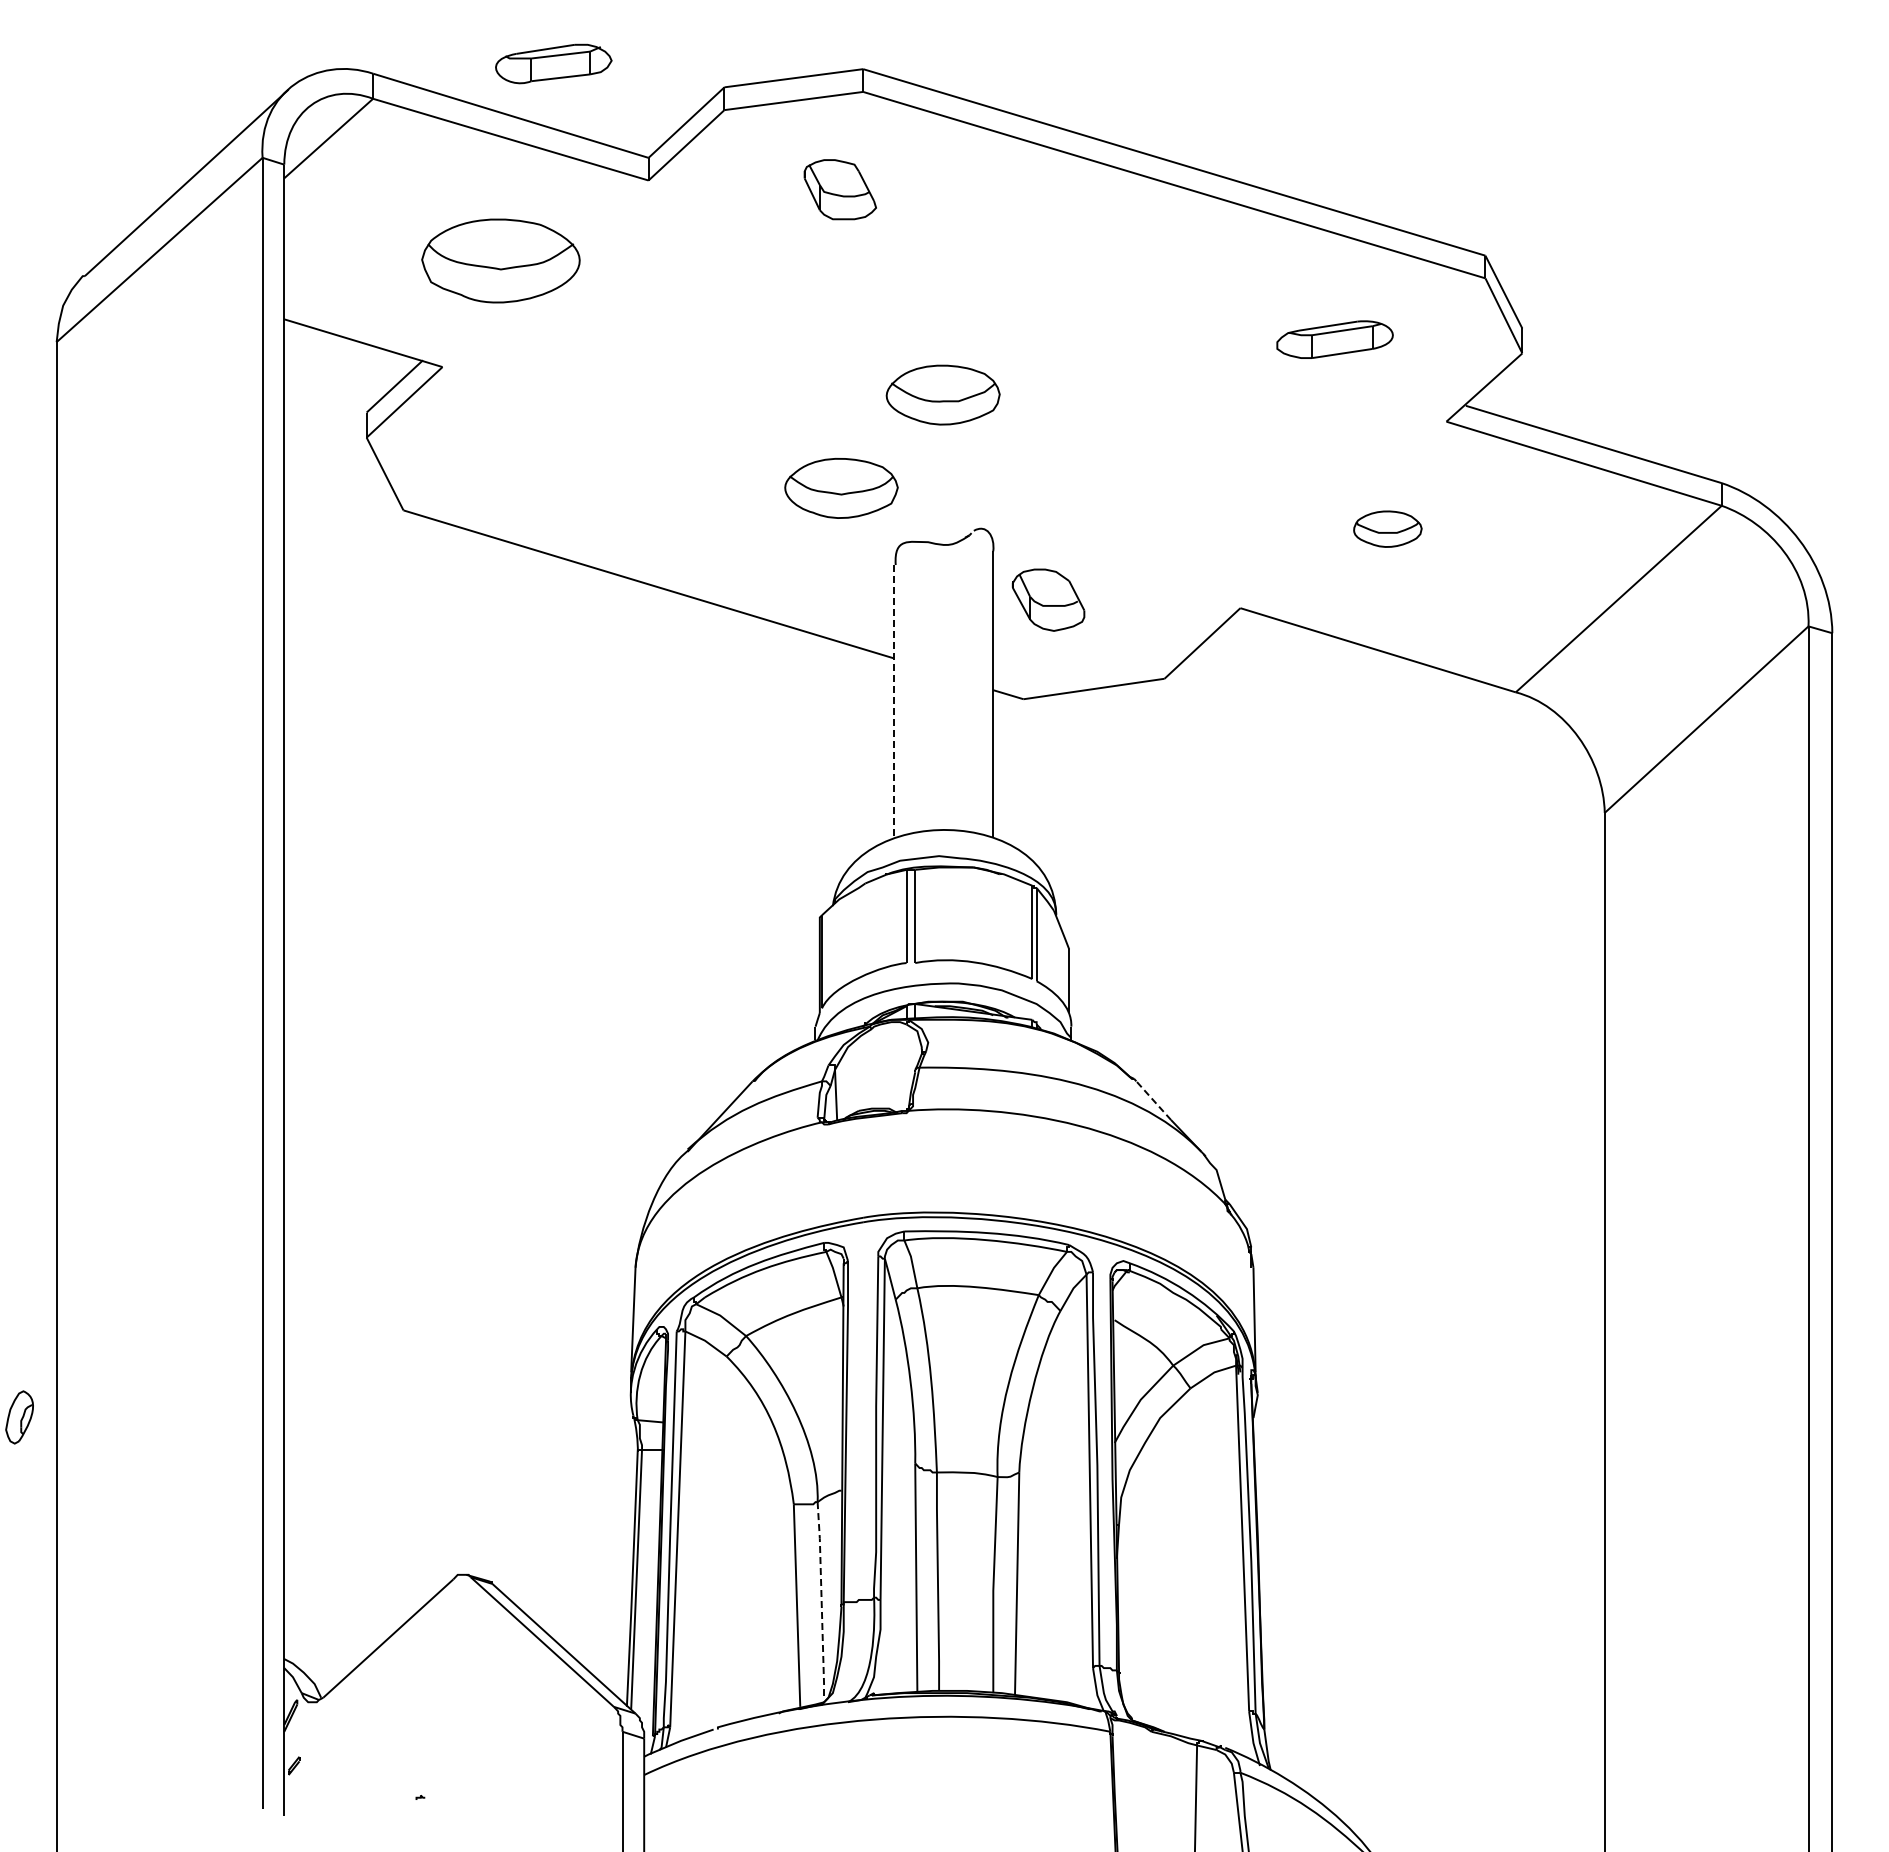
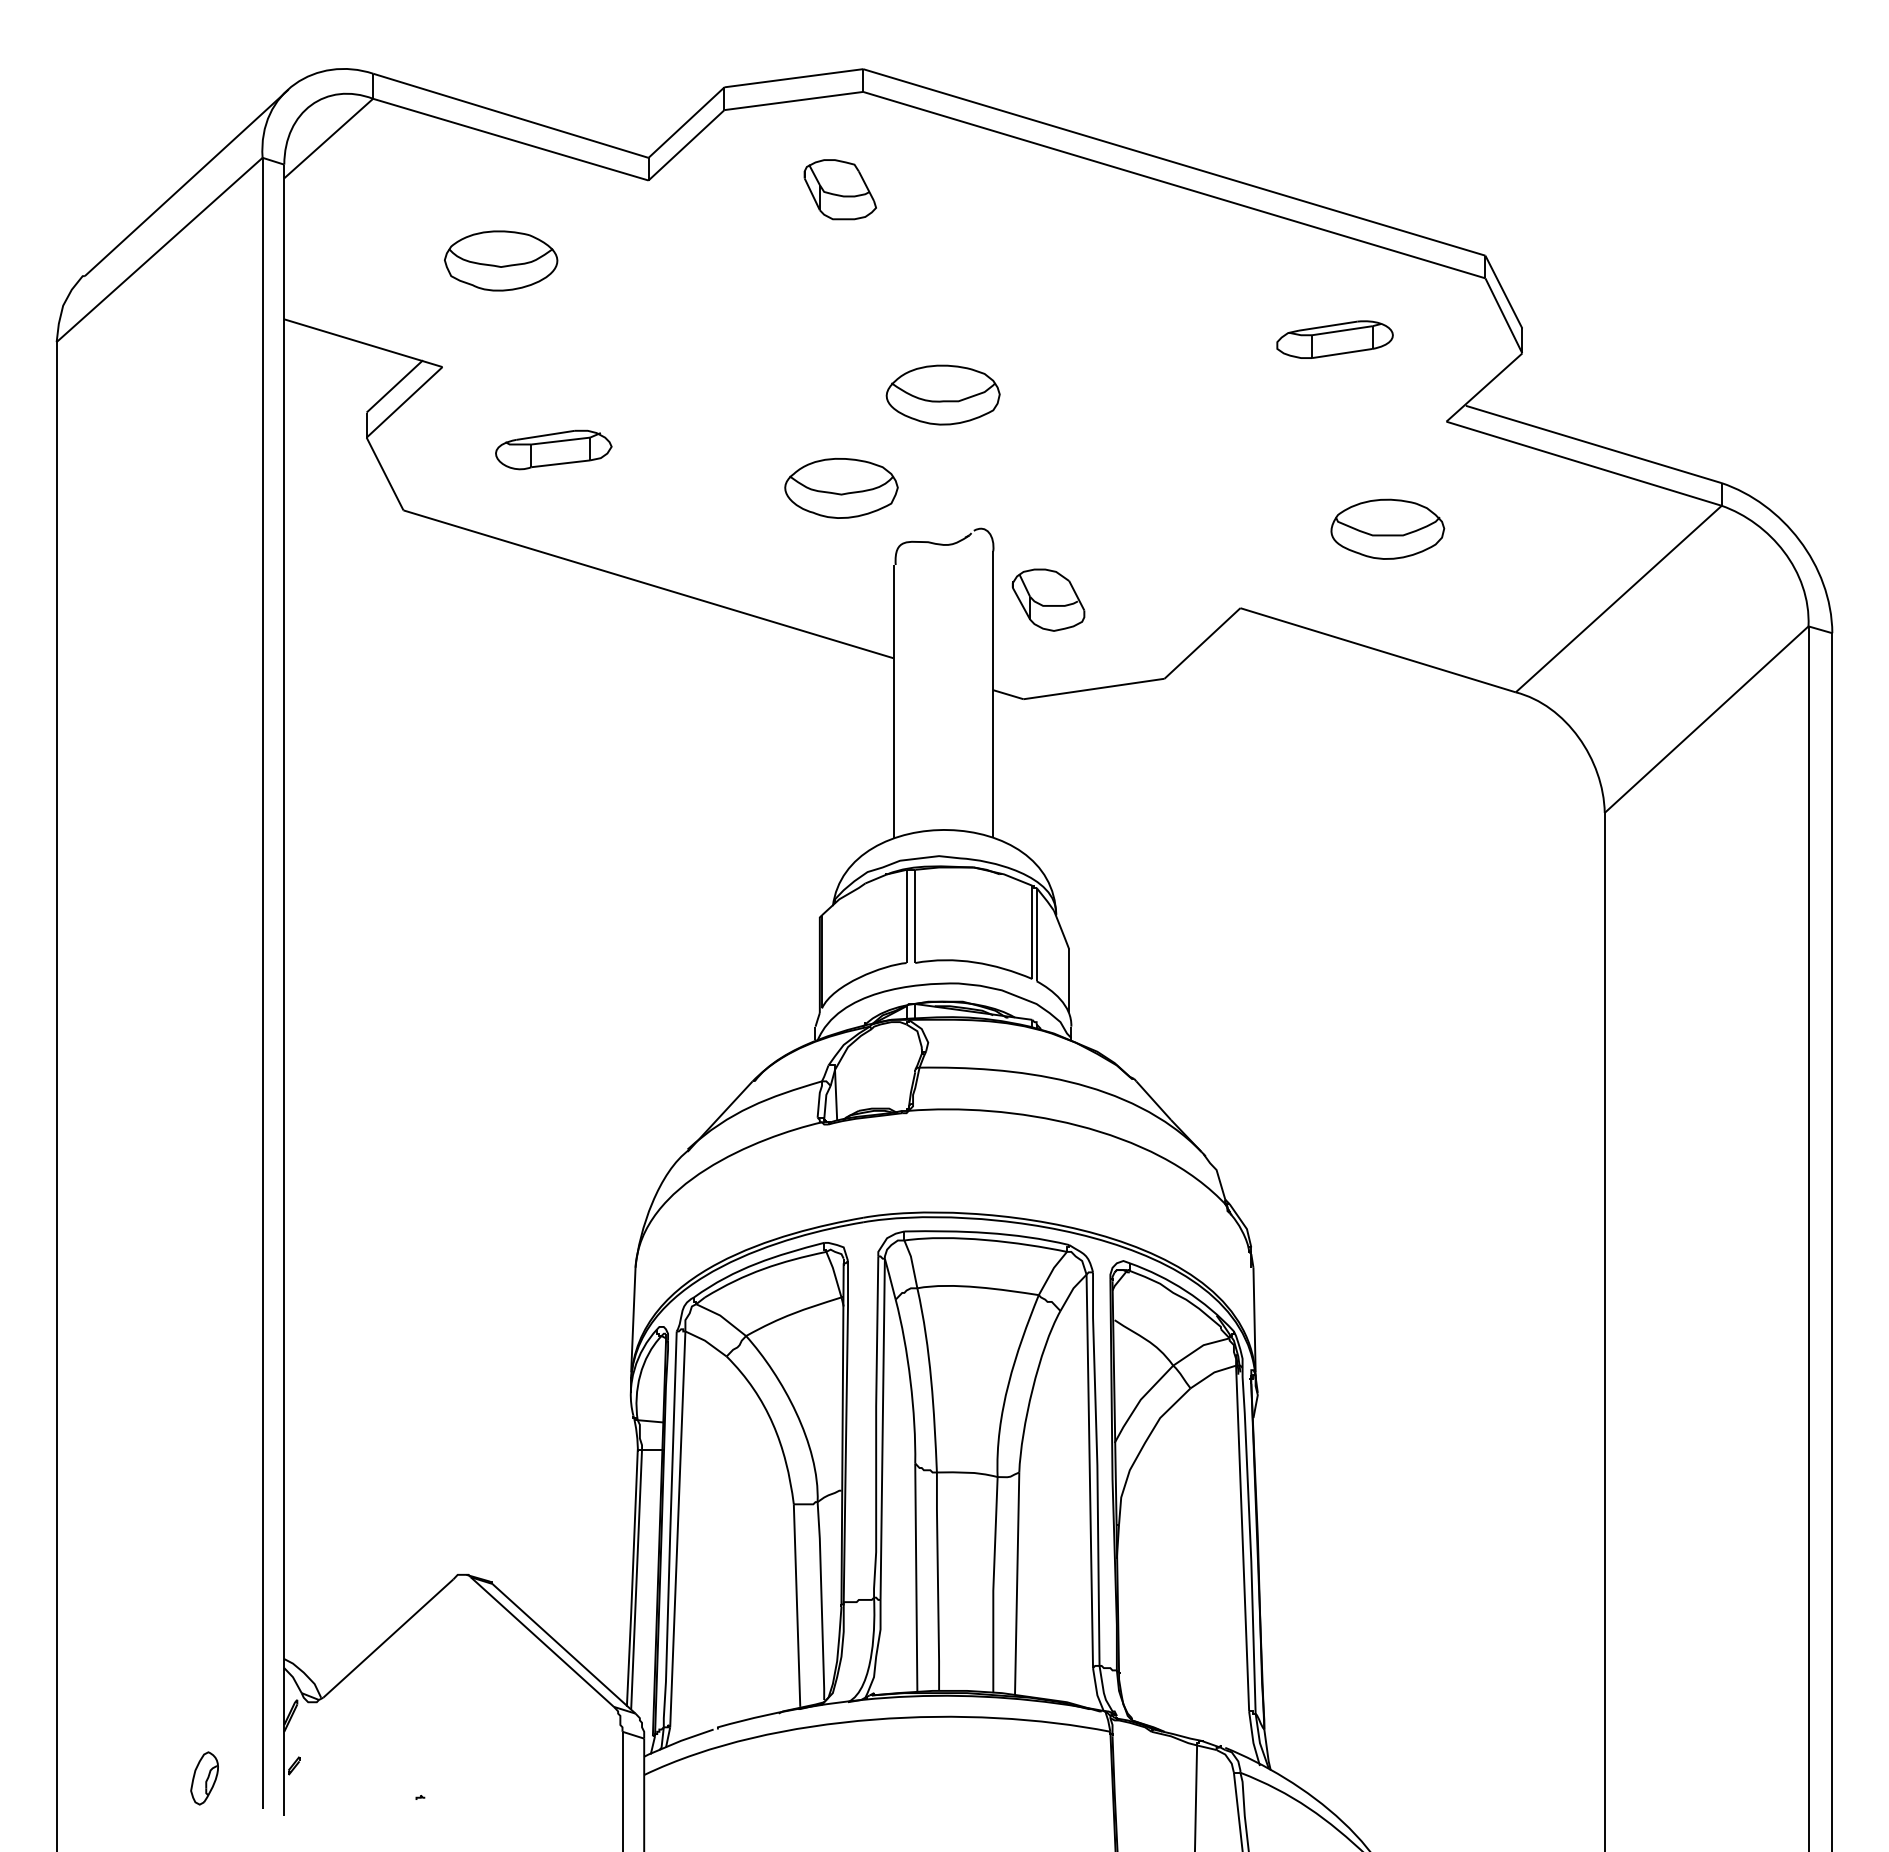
part position: (553, 63) -> (553, 449) (553, 449)
part size: 160x86 px -> 115x62 px (501, 260)
part size: 70x38 px -> 116x62 px (1387, 528)
line: dashed -> solid (893, 701)
line: dashed -> solid (1153, 1100)
part position: (19, 1417) -> (204, 1778) (204, 1778)
line: dashed -> solid (821, 1601)
